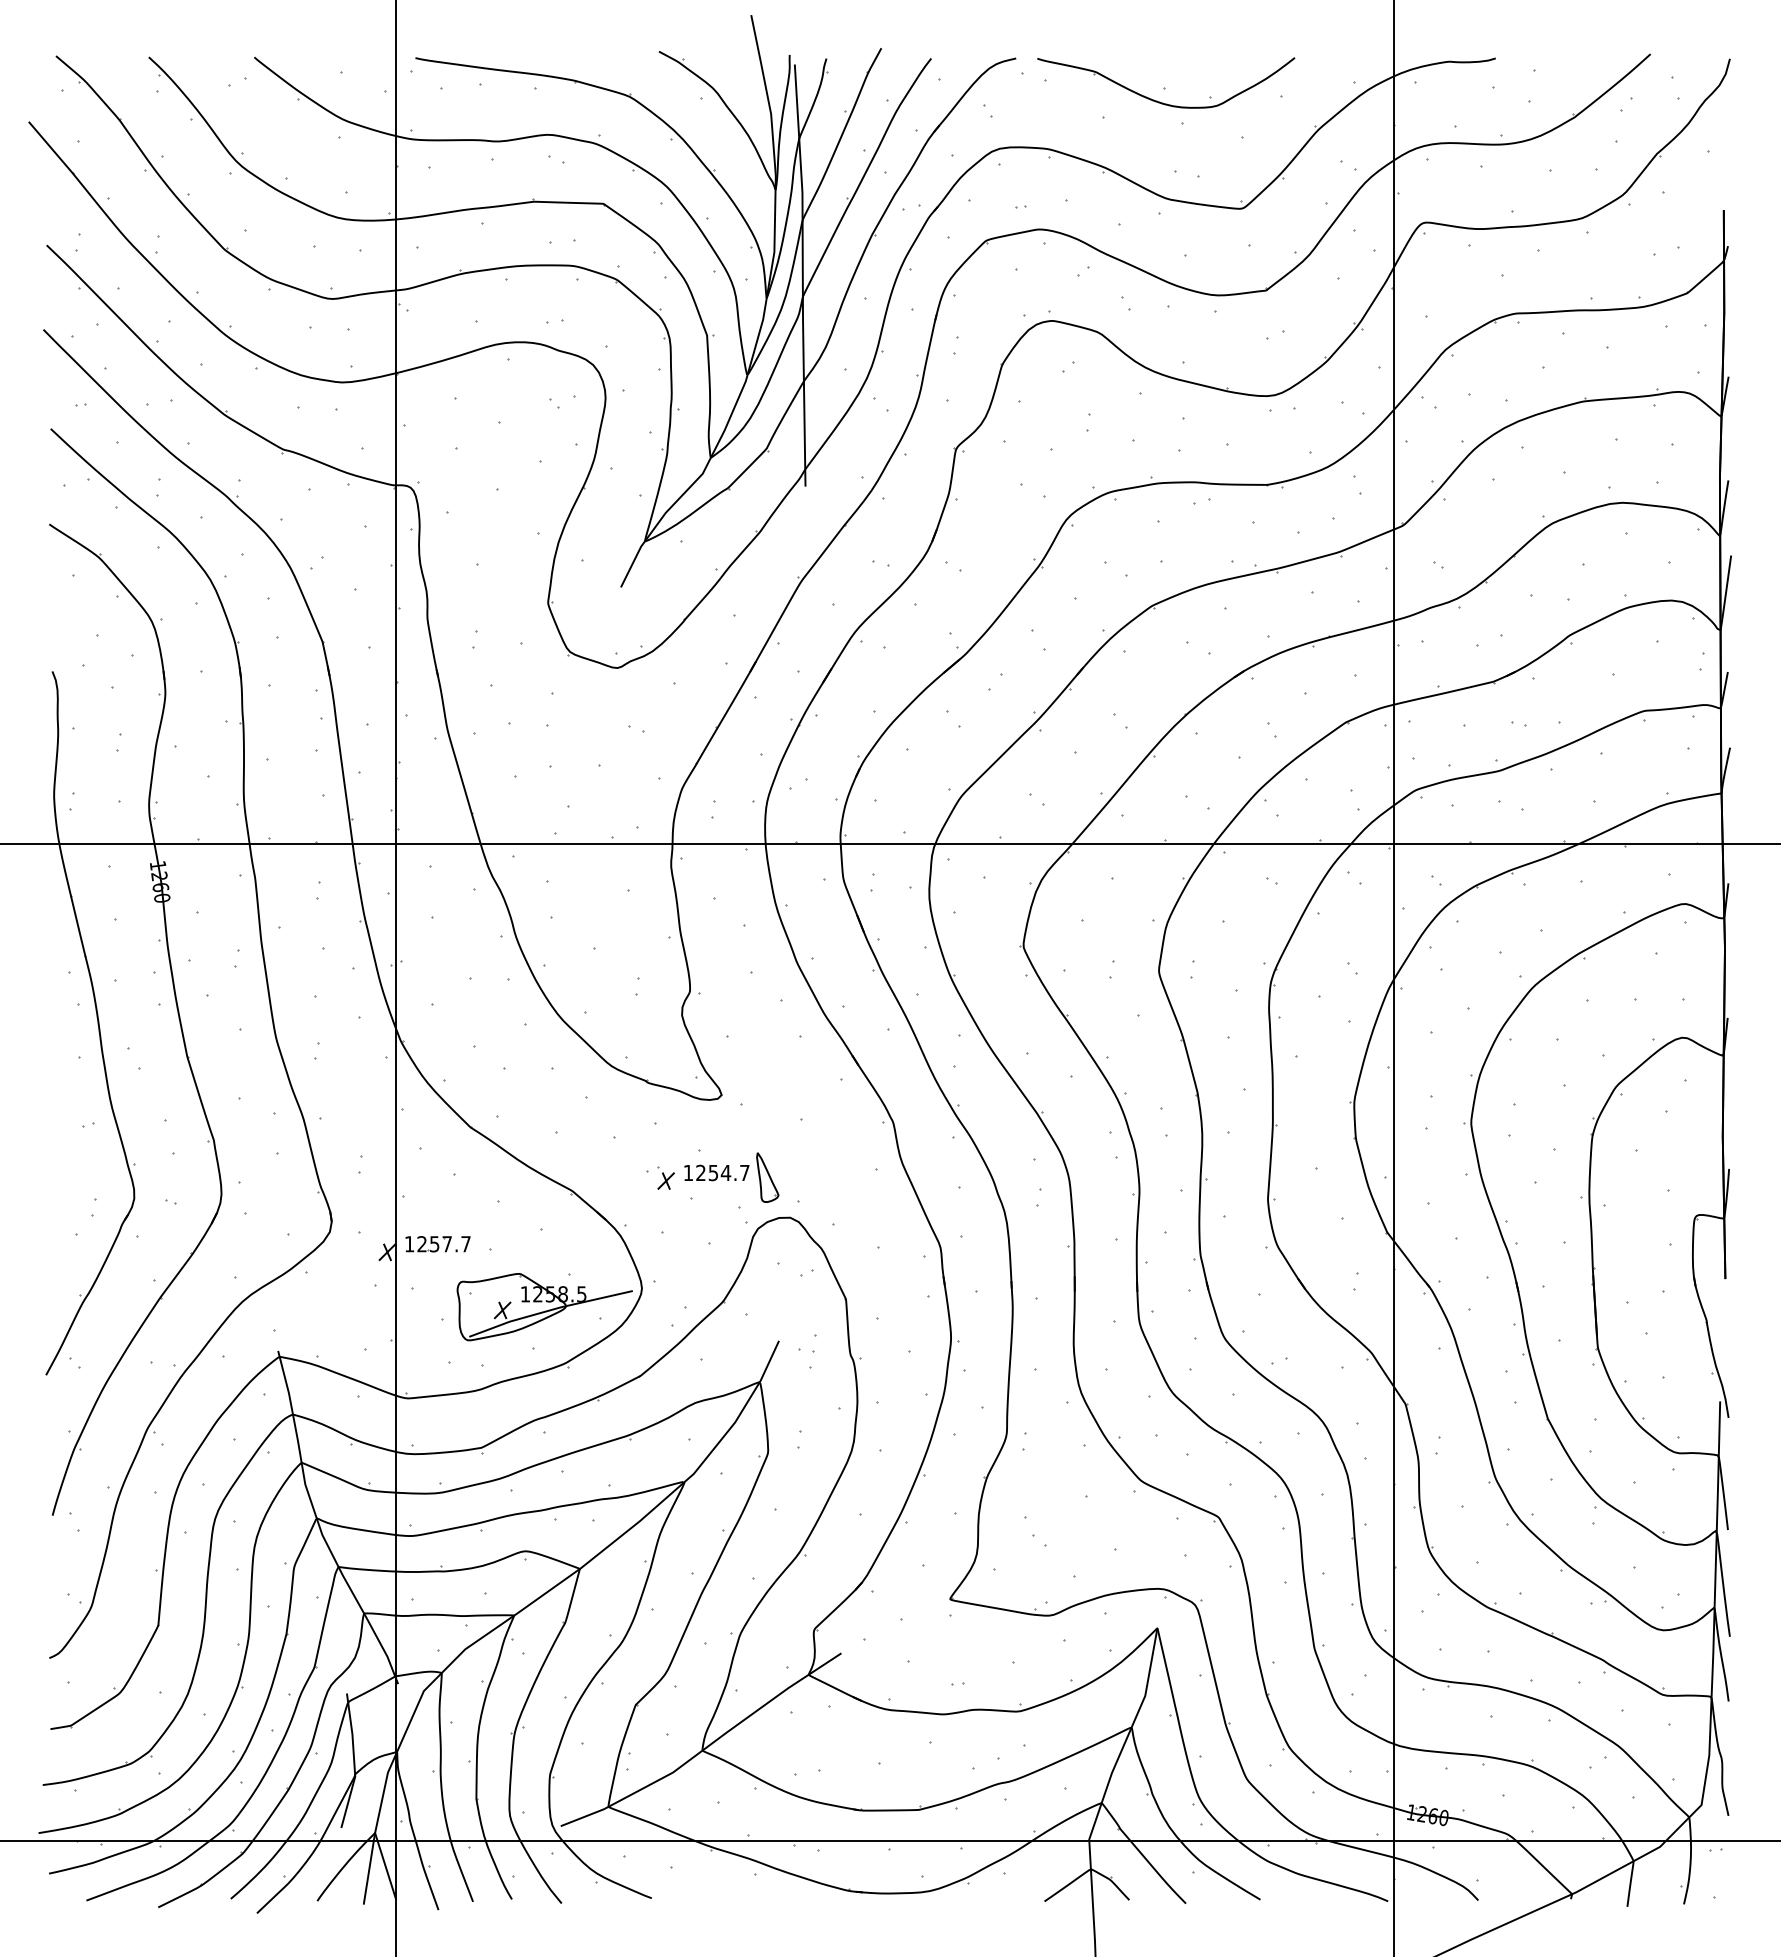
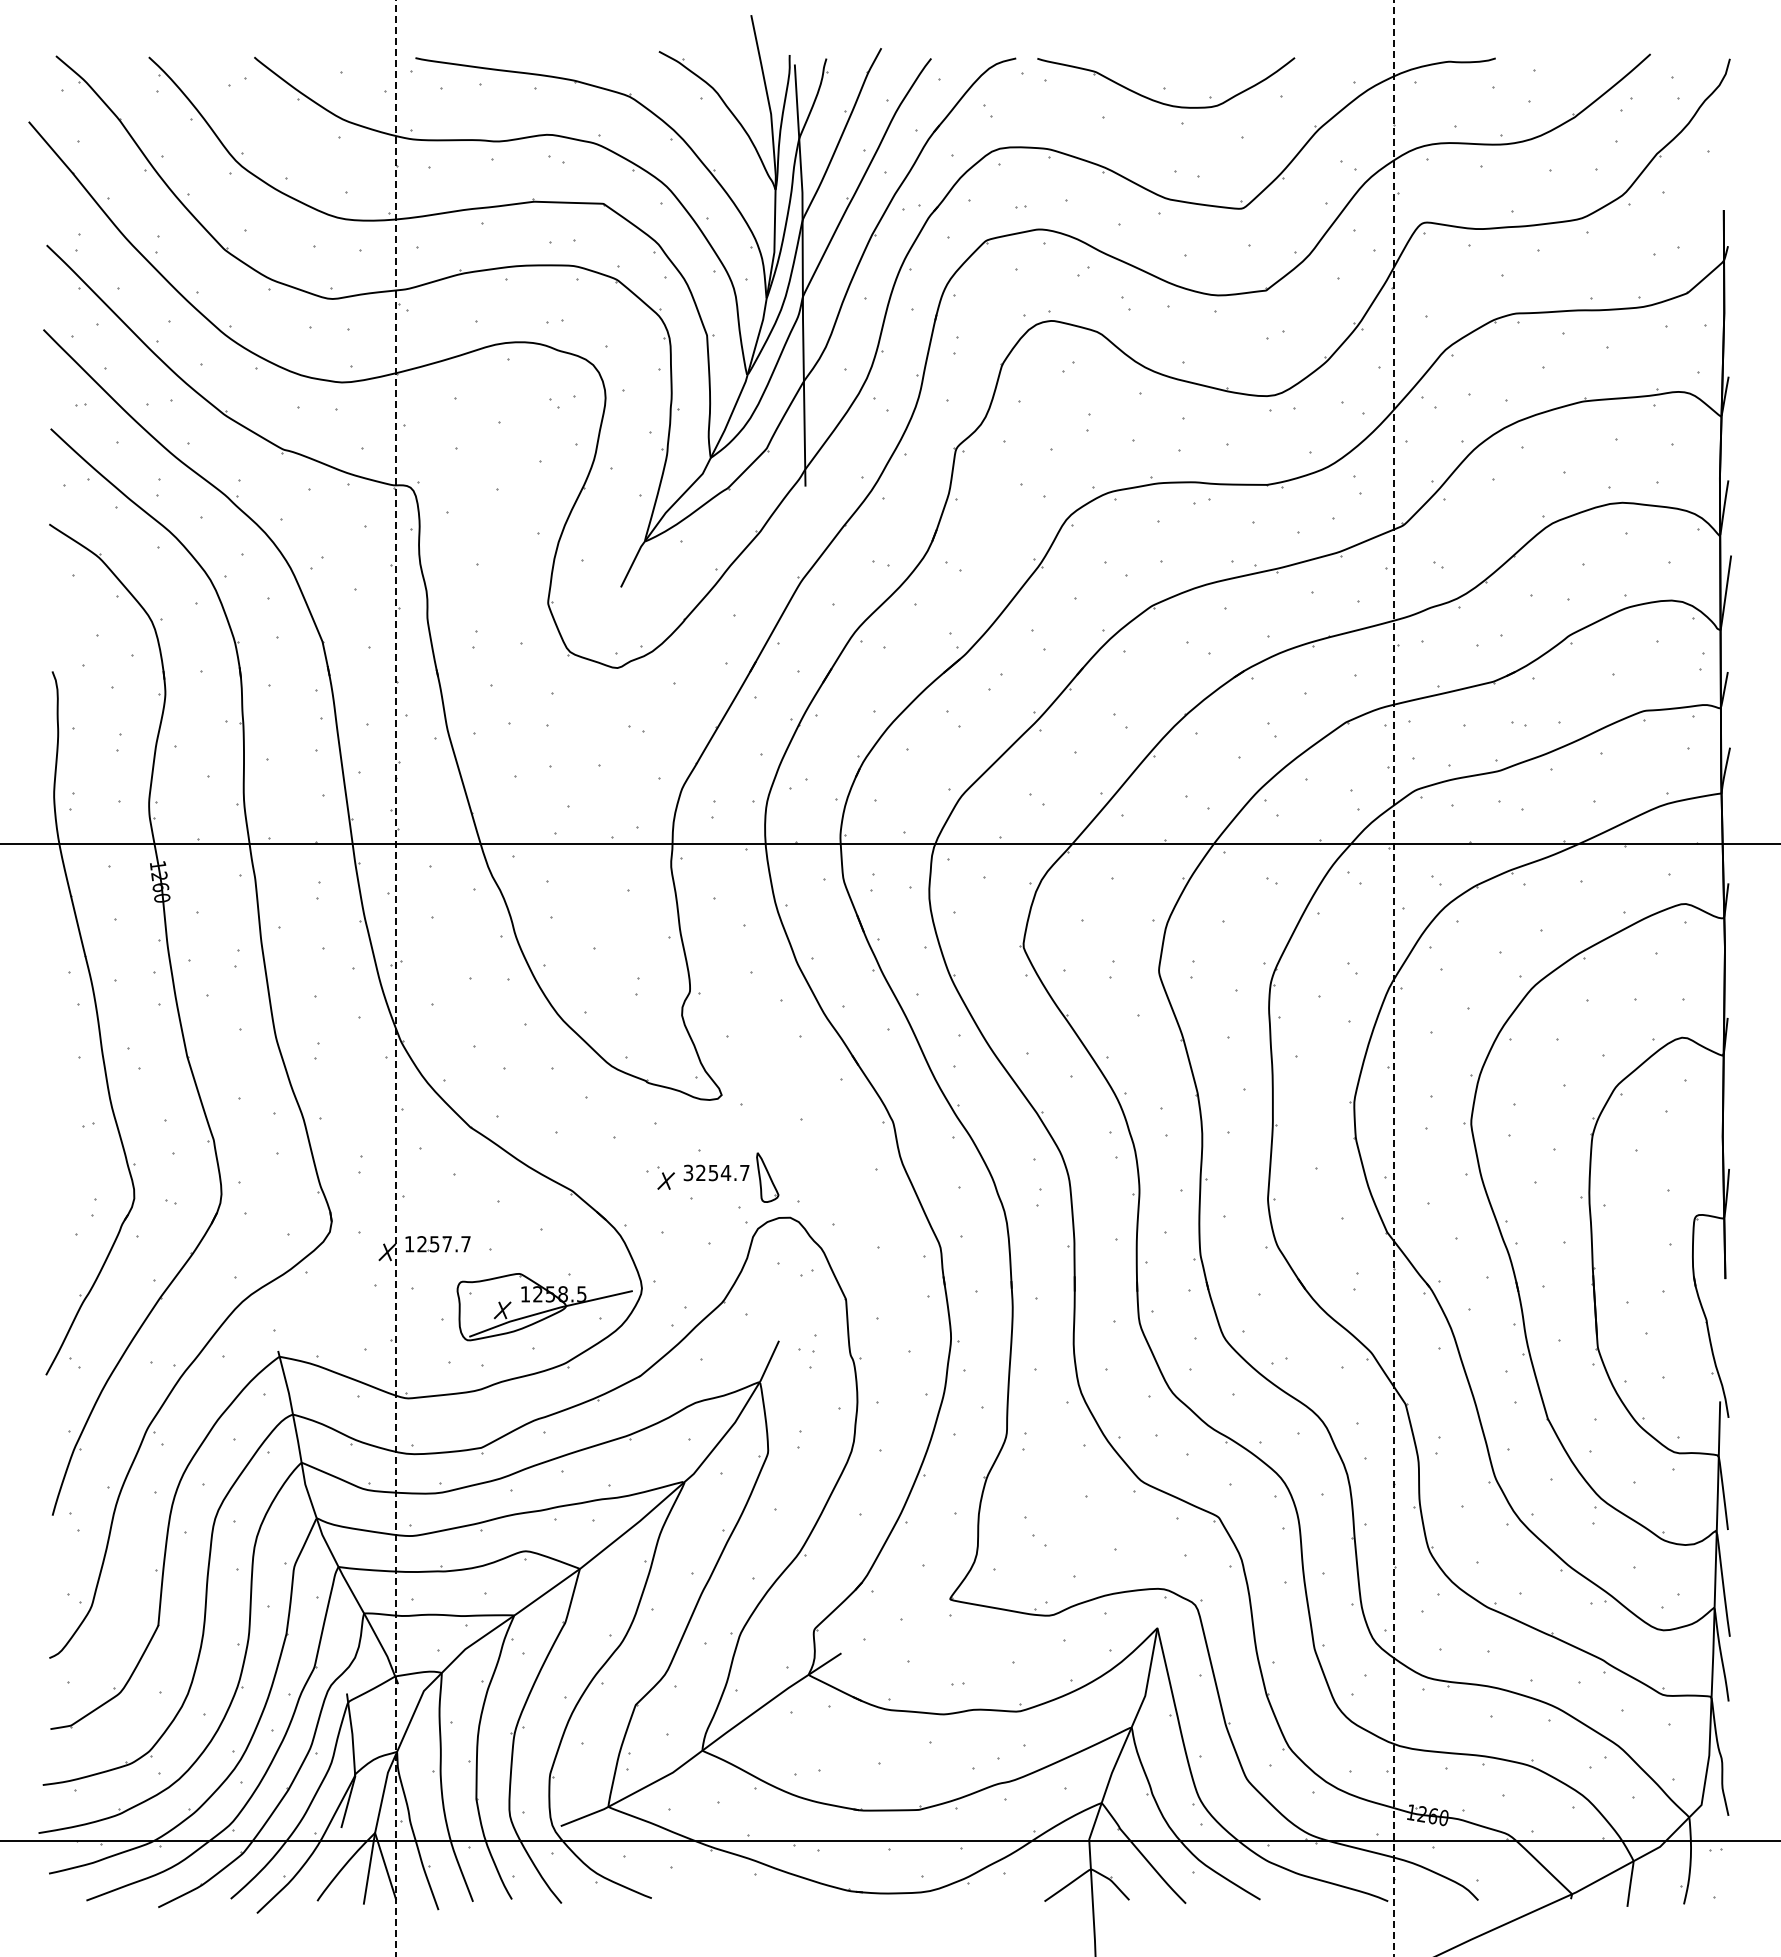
line: solid -> dashed (396, 978)
line: solid -> dashed (1394, 978)
text: 1254.7 -> 3254.7 (688, 1172)
